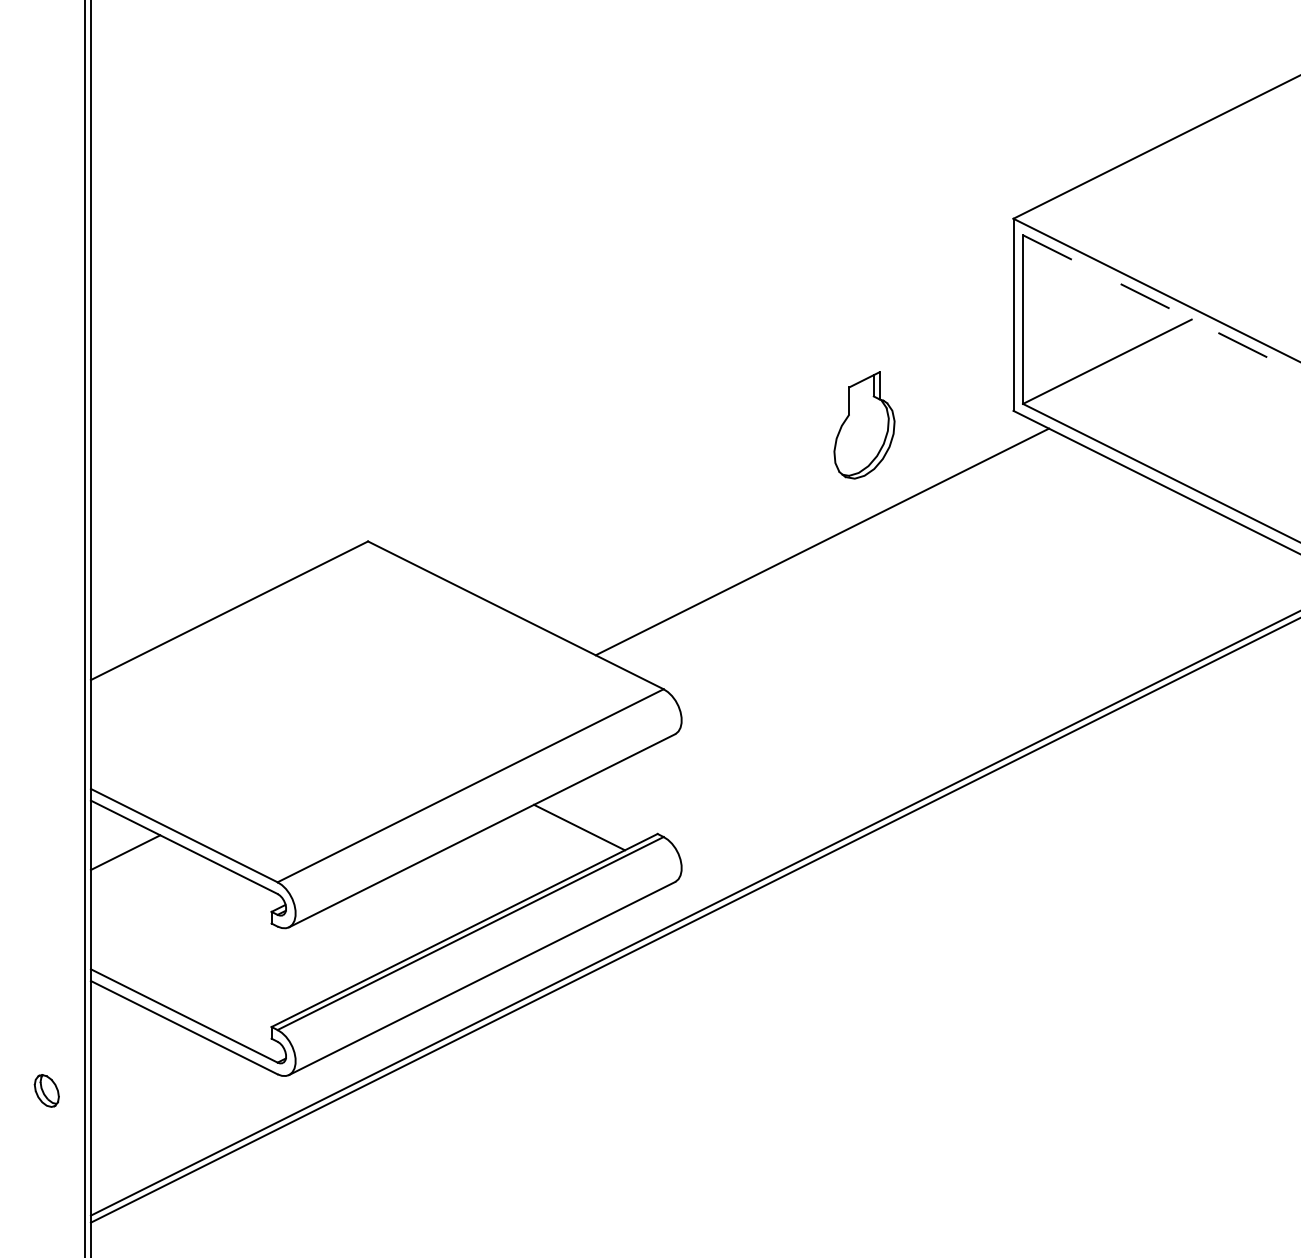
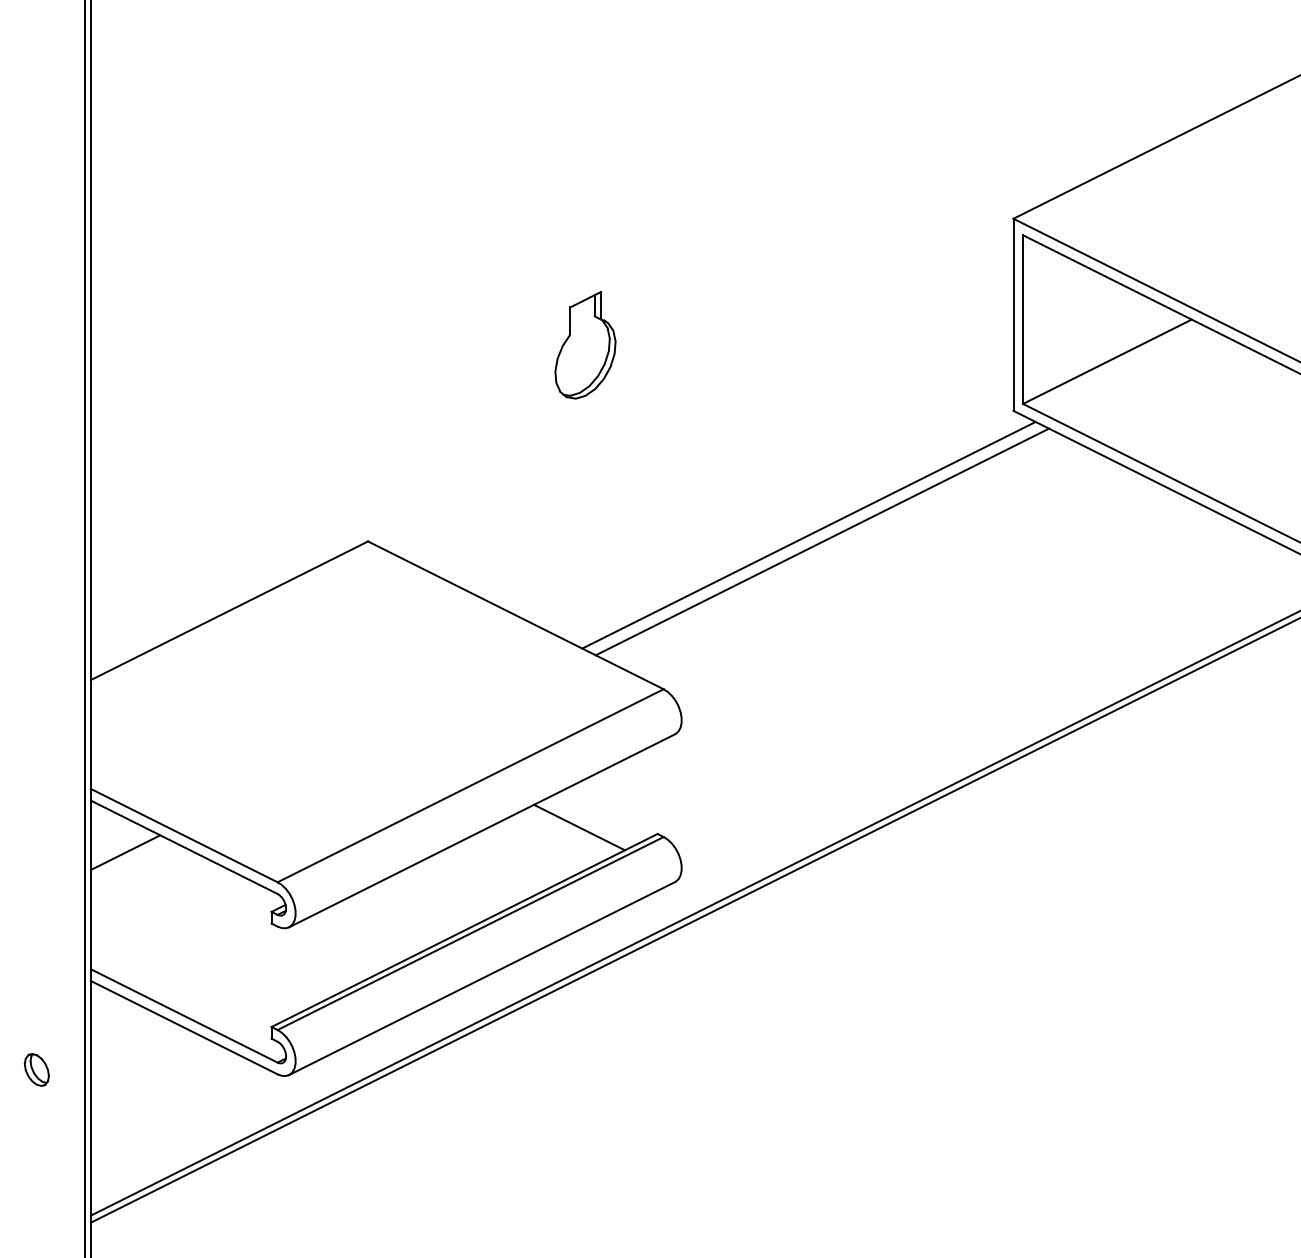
line: dashed -> solid (1161, 304)
part position: (864, 425) -> (585, 345) (585, 345)
line: none -> present (808, 534)
part position: (46, 1090) -> (36, 1069) (36, 1069)
